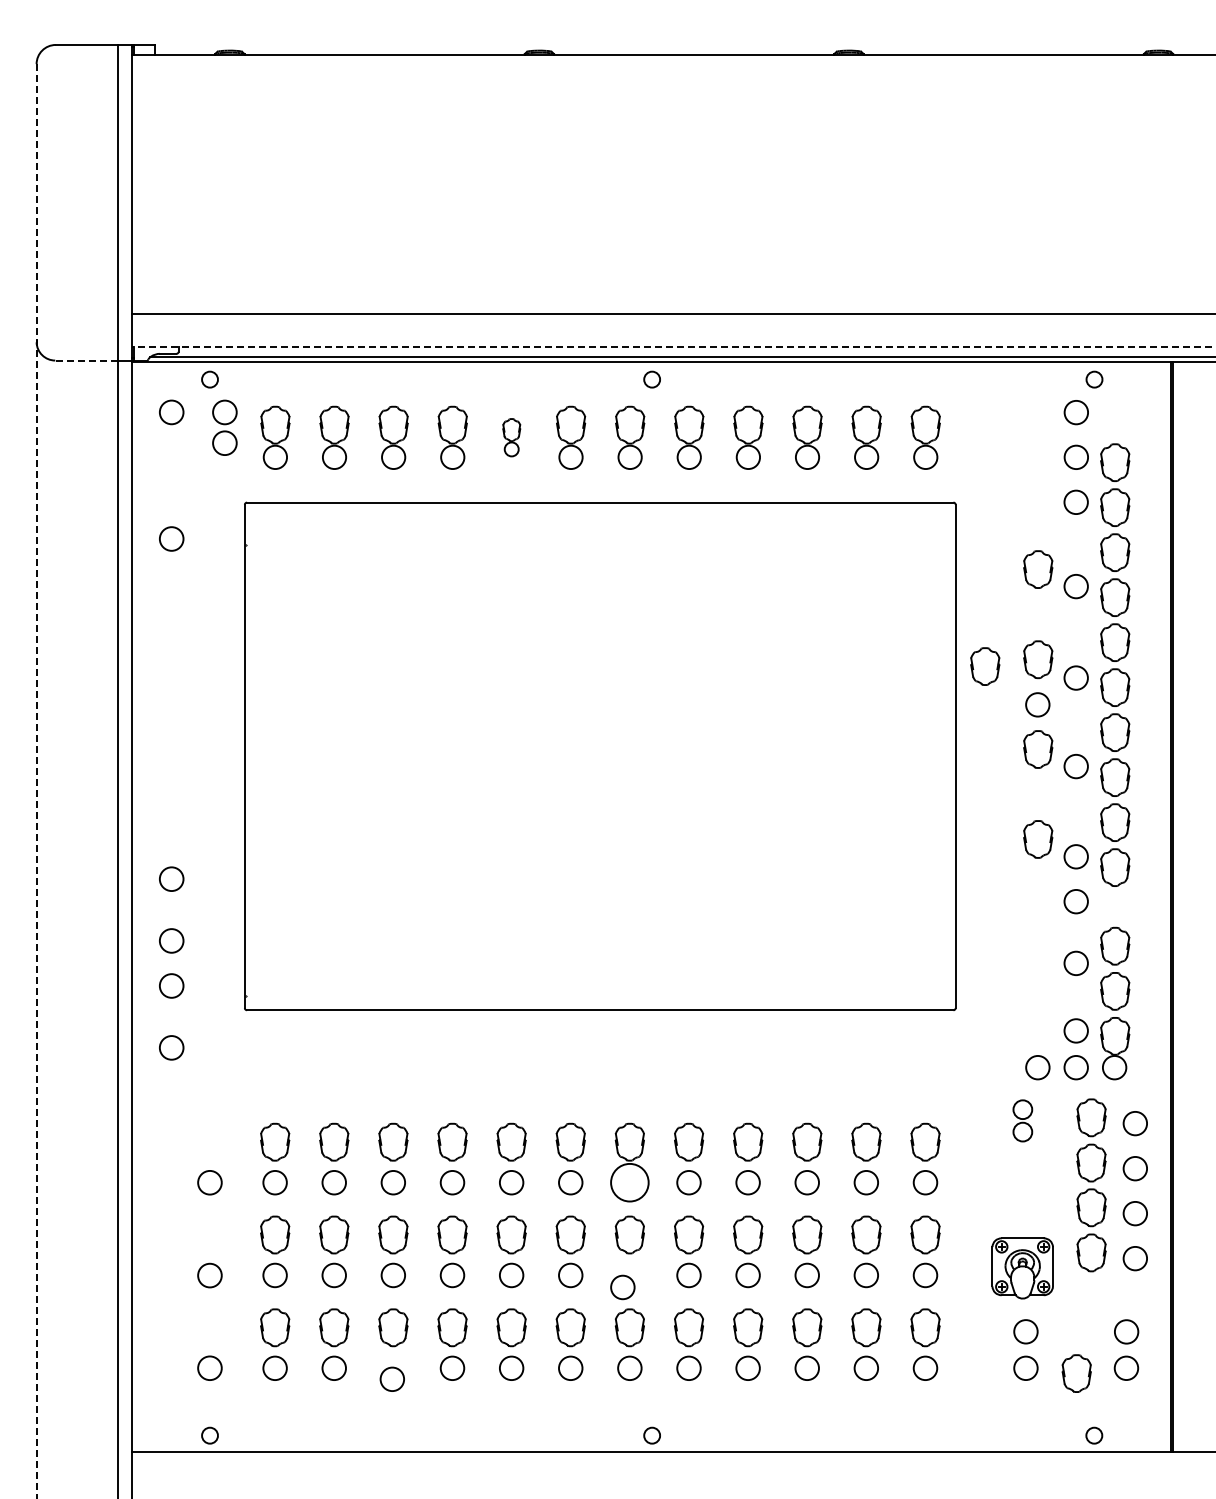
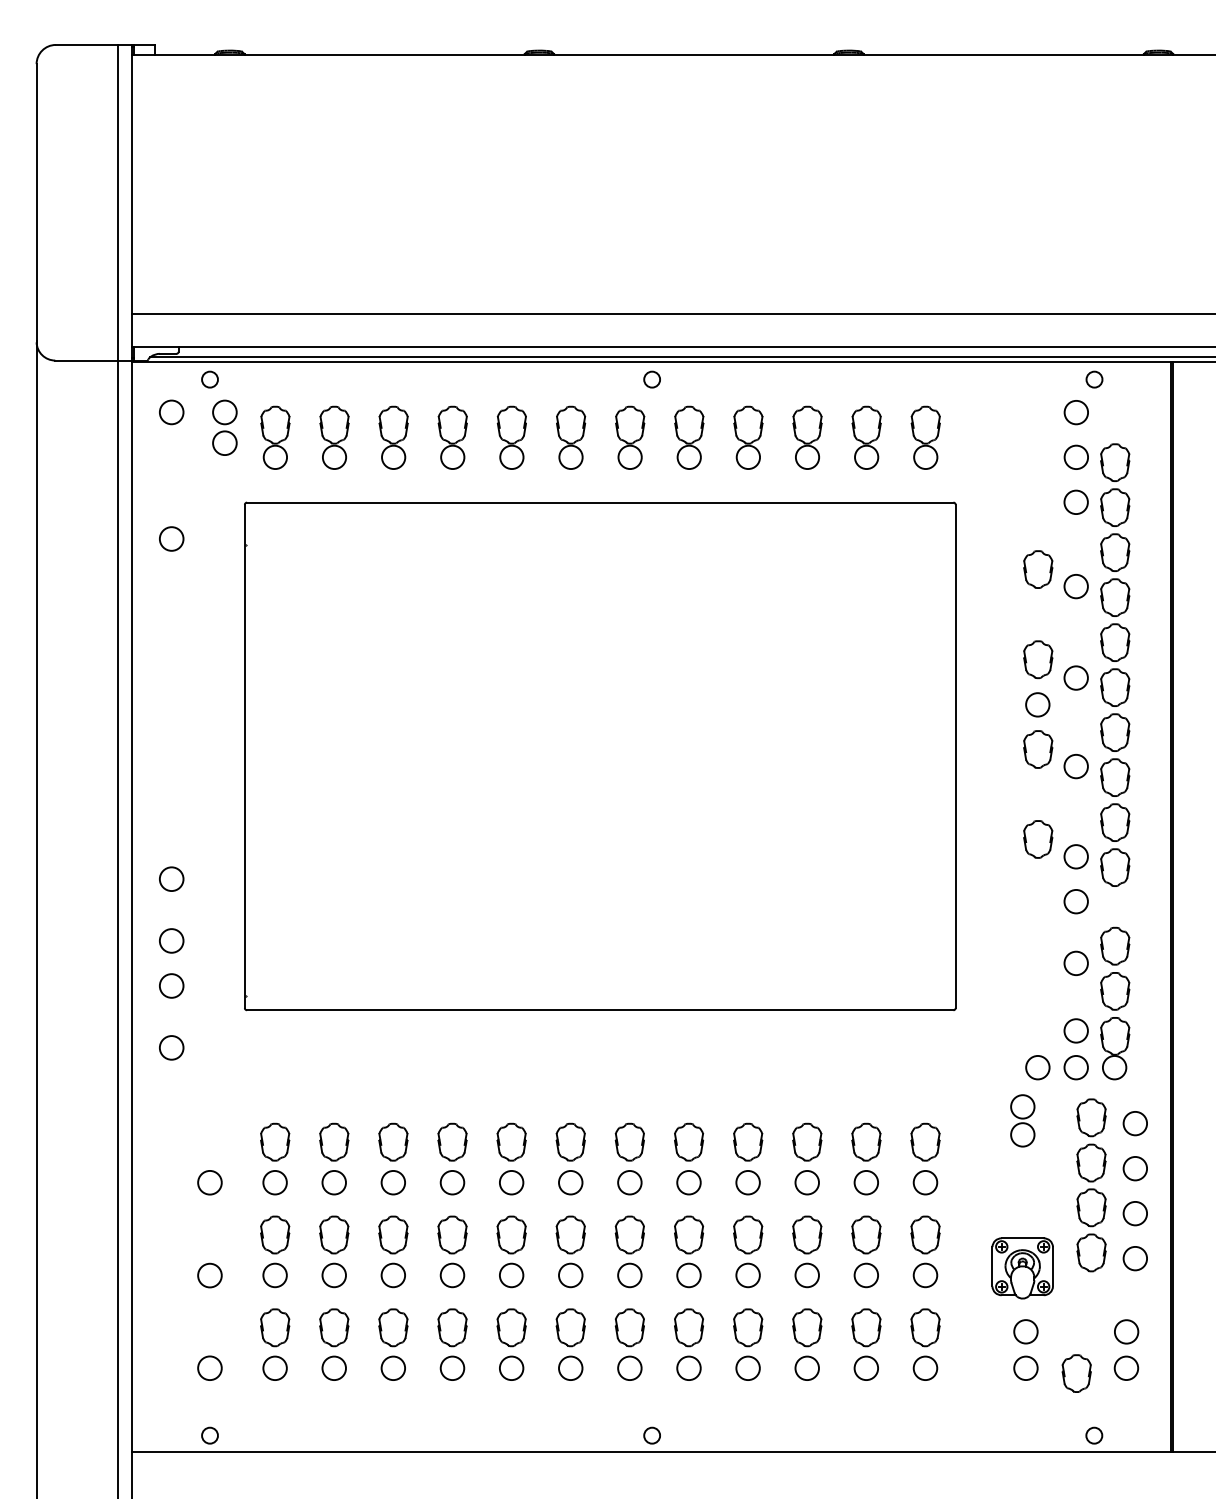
line: dashed -> solid (673, 347)
line: dashed -> solid (86, 360)
part size: 20x40 px -> 31x65 px (511, 437)
part: present -> none (985, 666)
line: dashed -> solid (36, 781)
part size: 22x44 px -> 26x54 px (1022, 1120)
circle diameter: 38 px -> 24 px (629, 1182)
circle position: (622, 1287) -> (629, 1275) (629, 1275)
circle position: (391, 1378) -> (392, 1367) (392, 1367)
